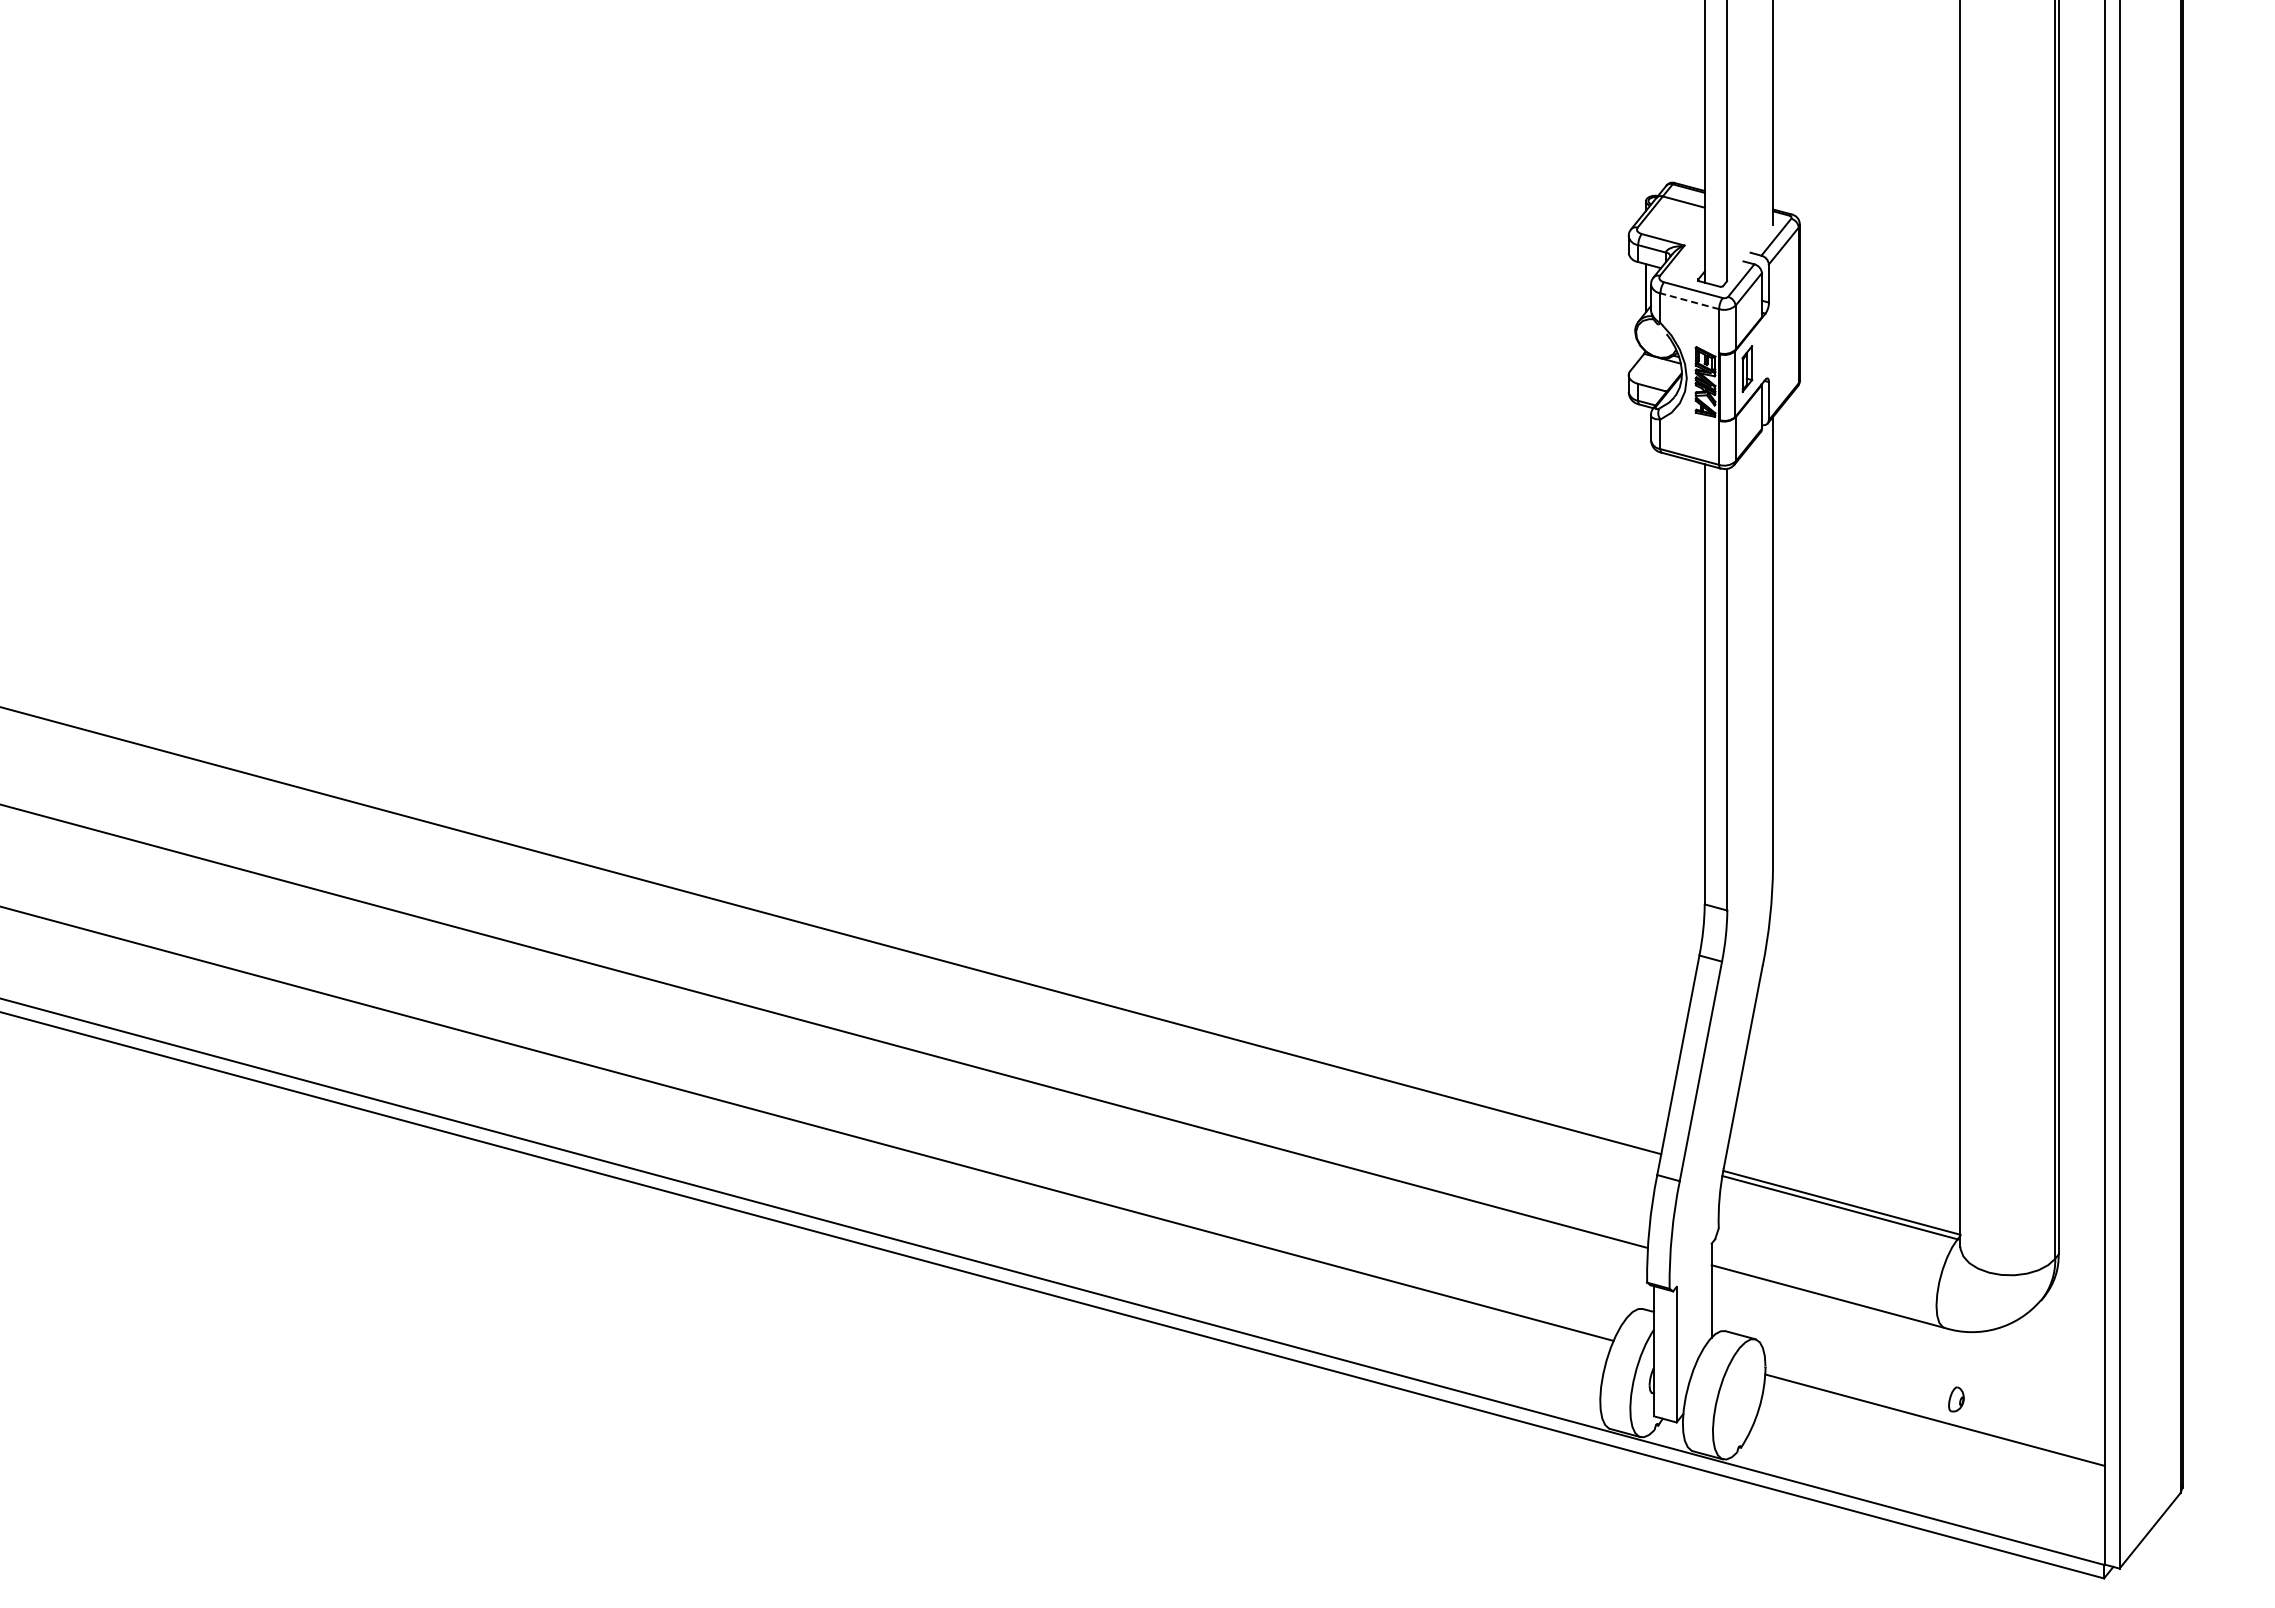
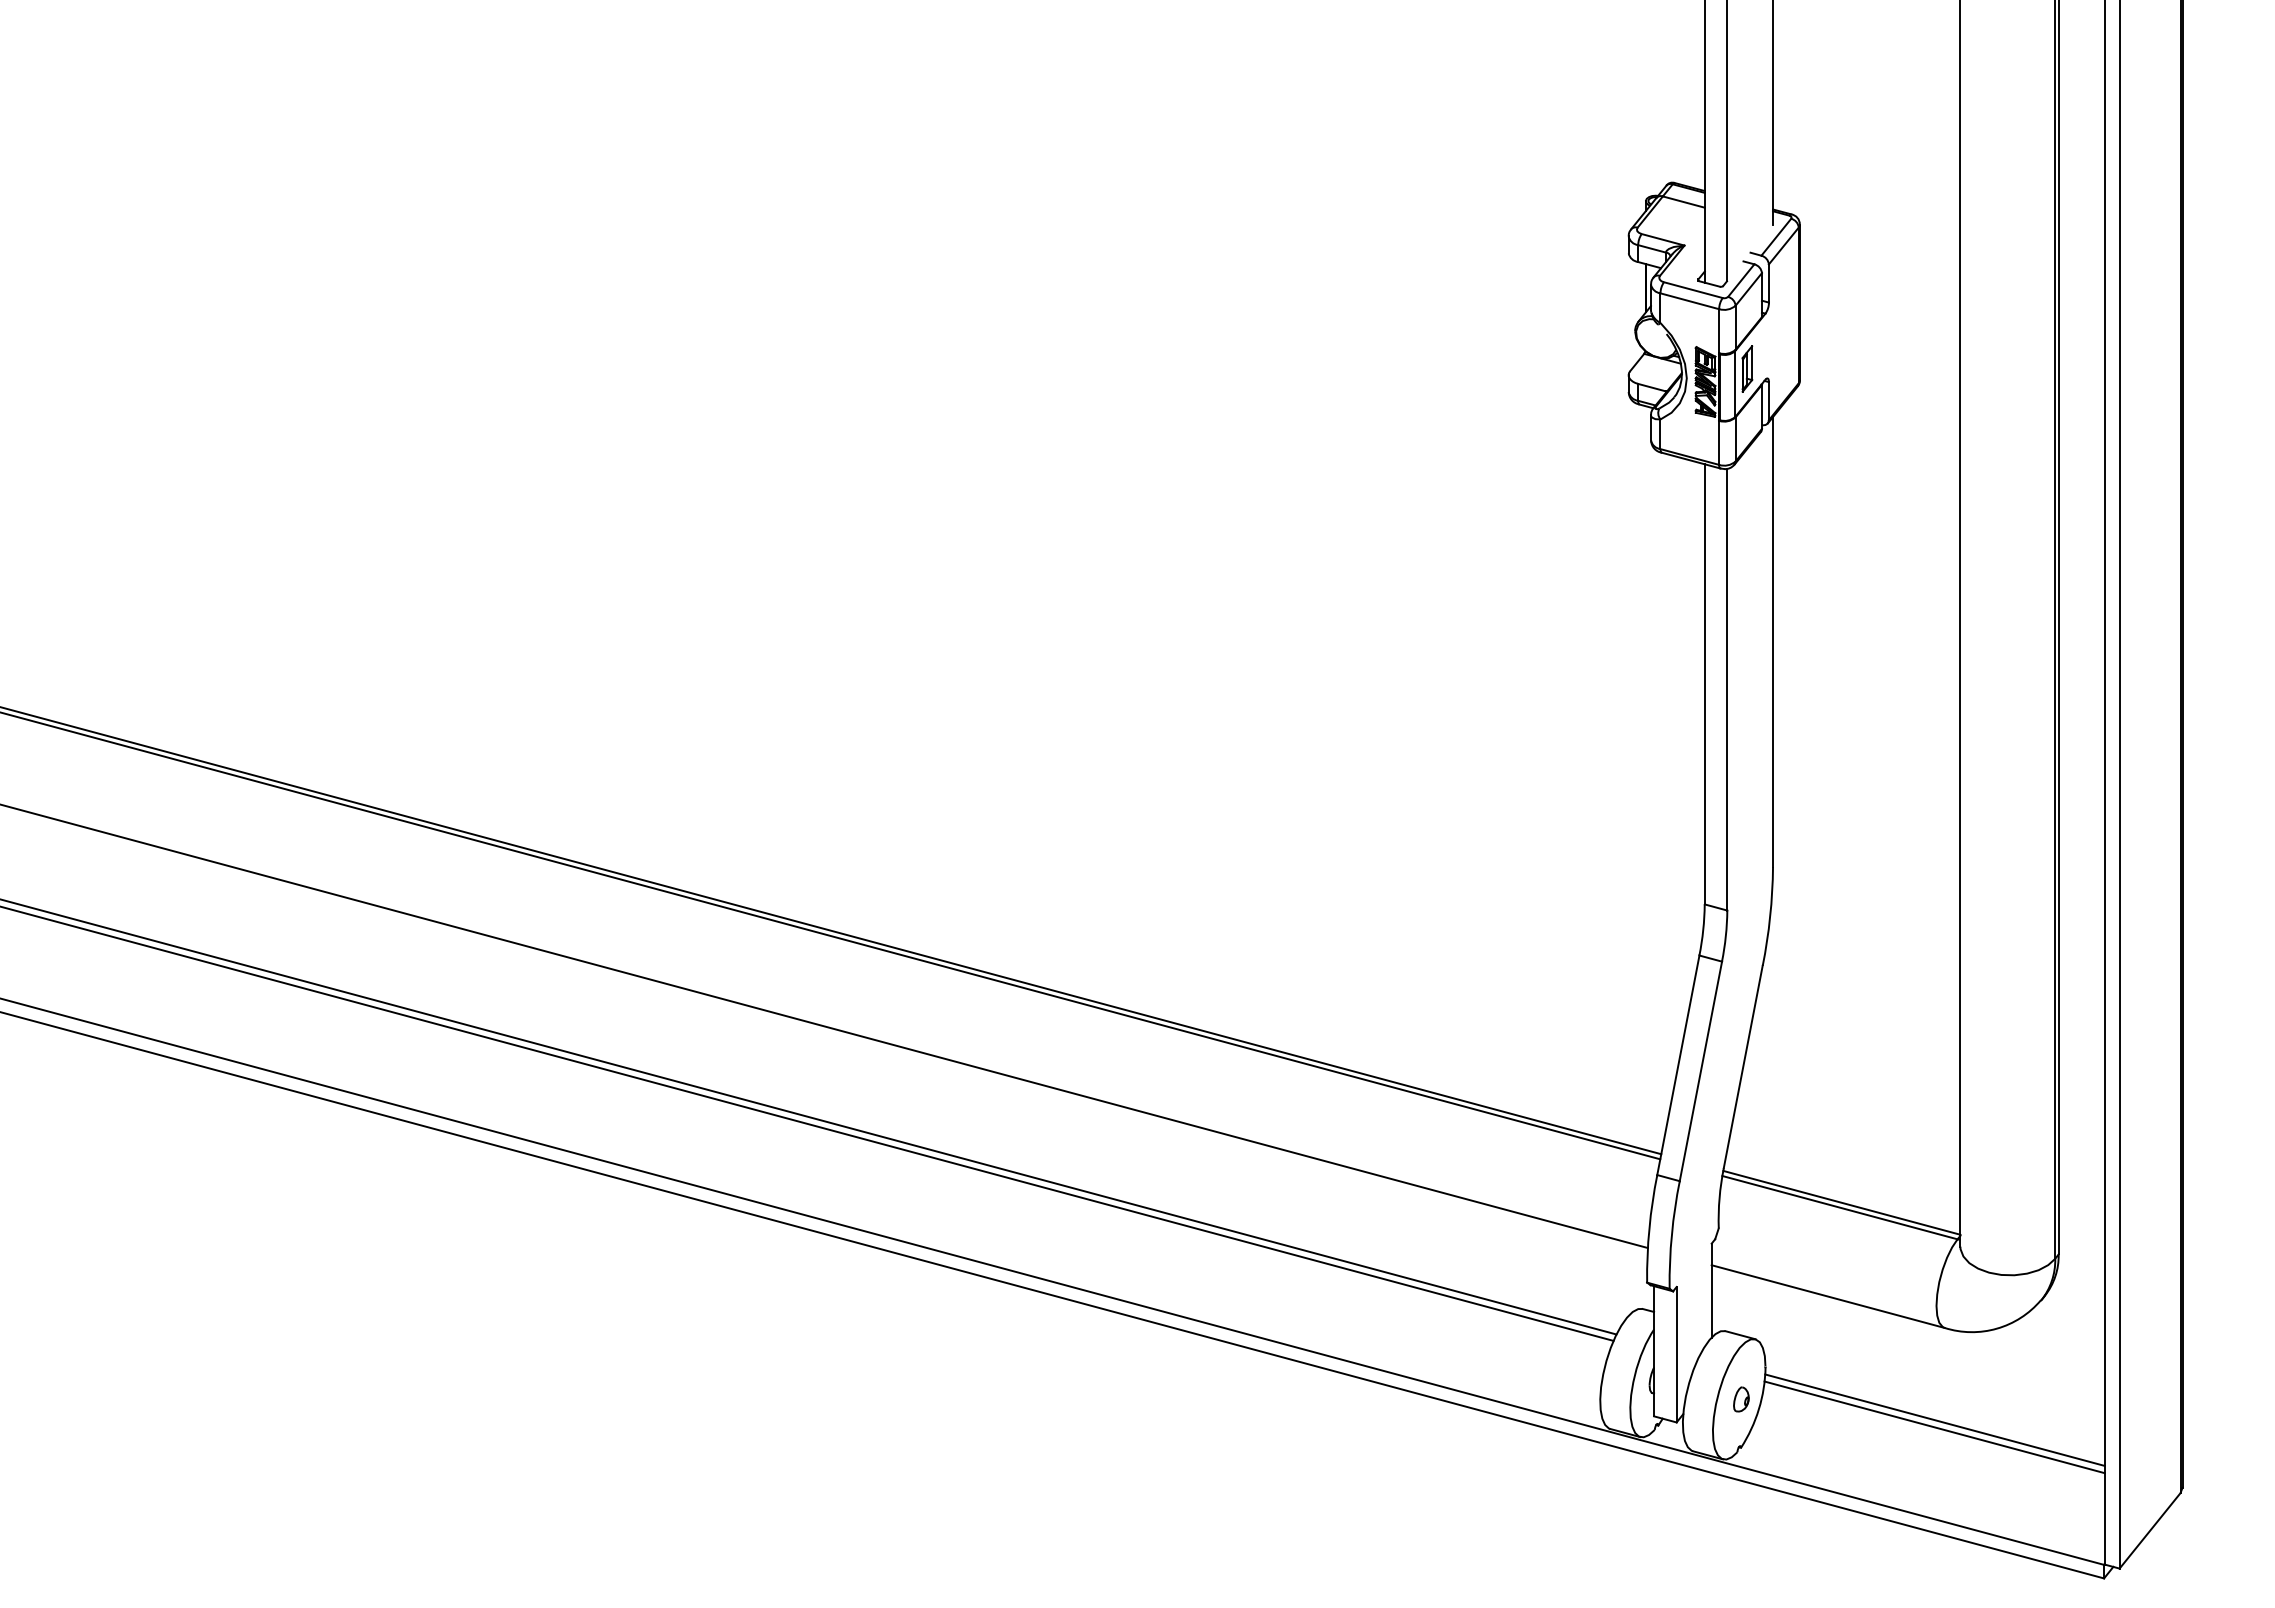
line: dashed -> solid (1689, 301)
line: none -> present (831, 935)
line: none -> present (809, 1117)
part position: (1956, 1399) -> (1741, 1399) (1741, 1399)
line: none -> present (1934, 1427)
